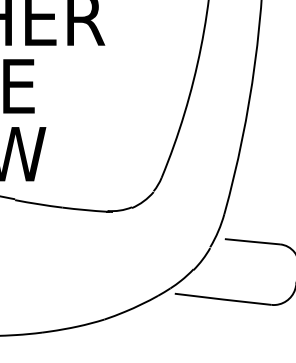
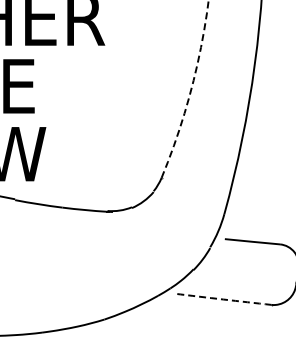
line: solid -> dashed (190, 90)
line: solid -> dashed (223, 299)
